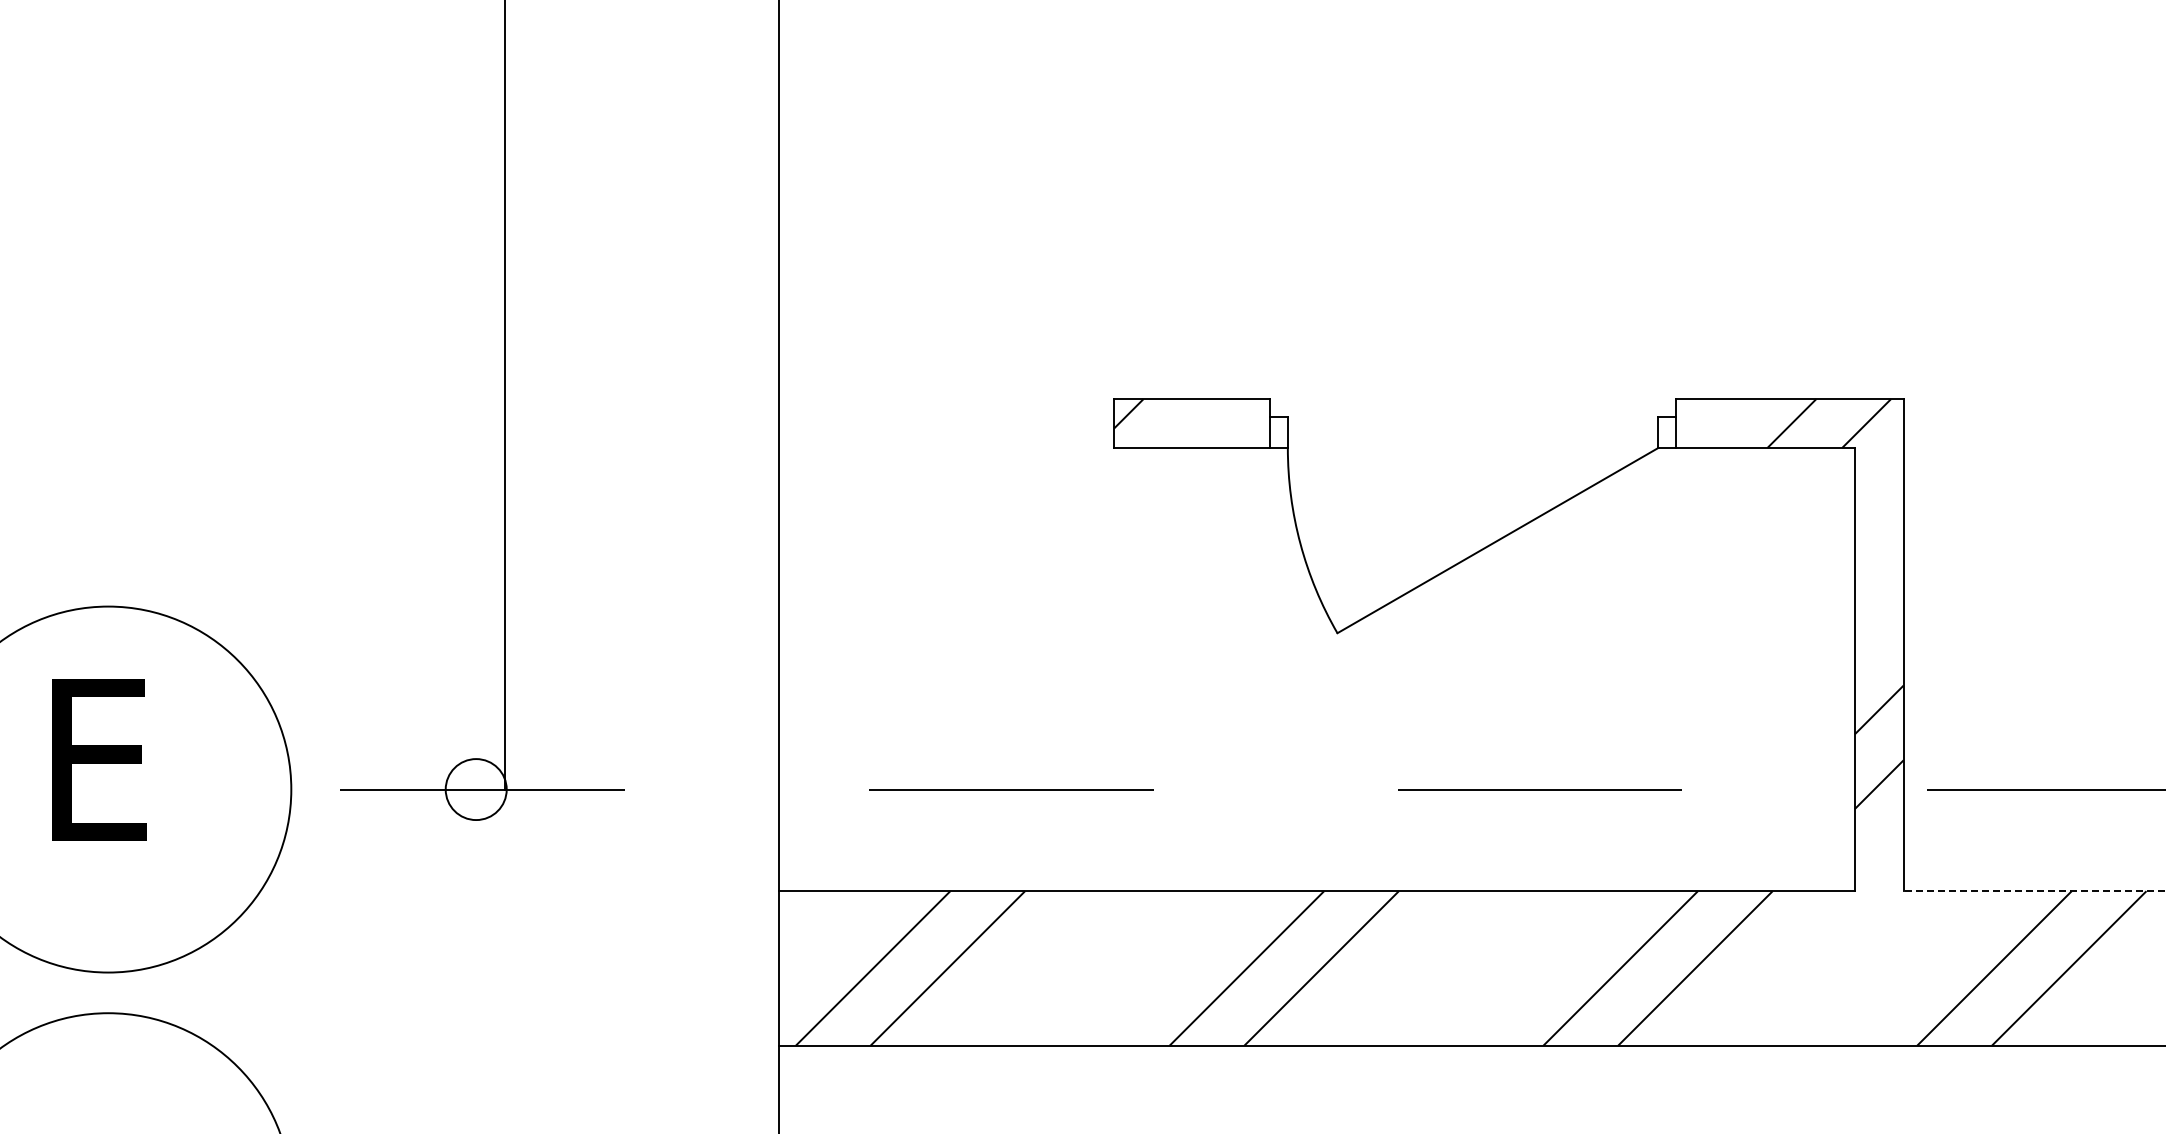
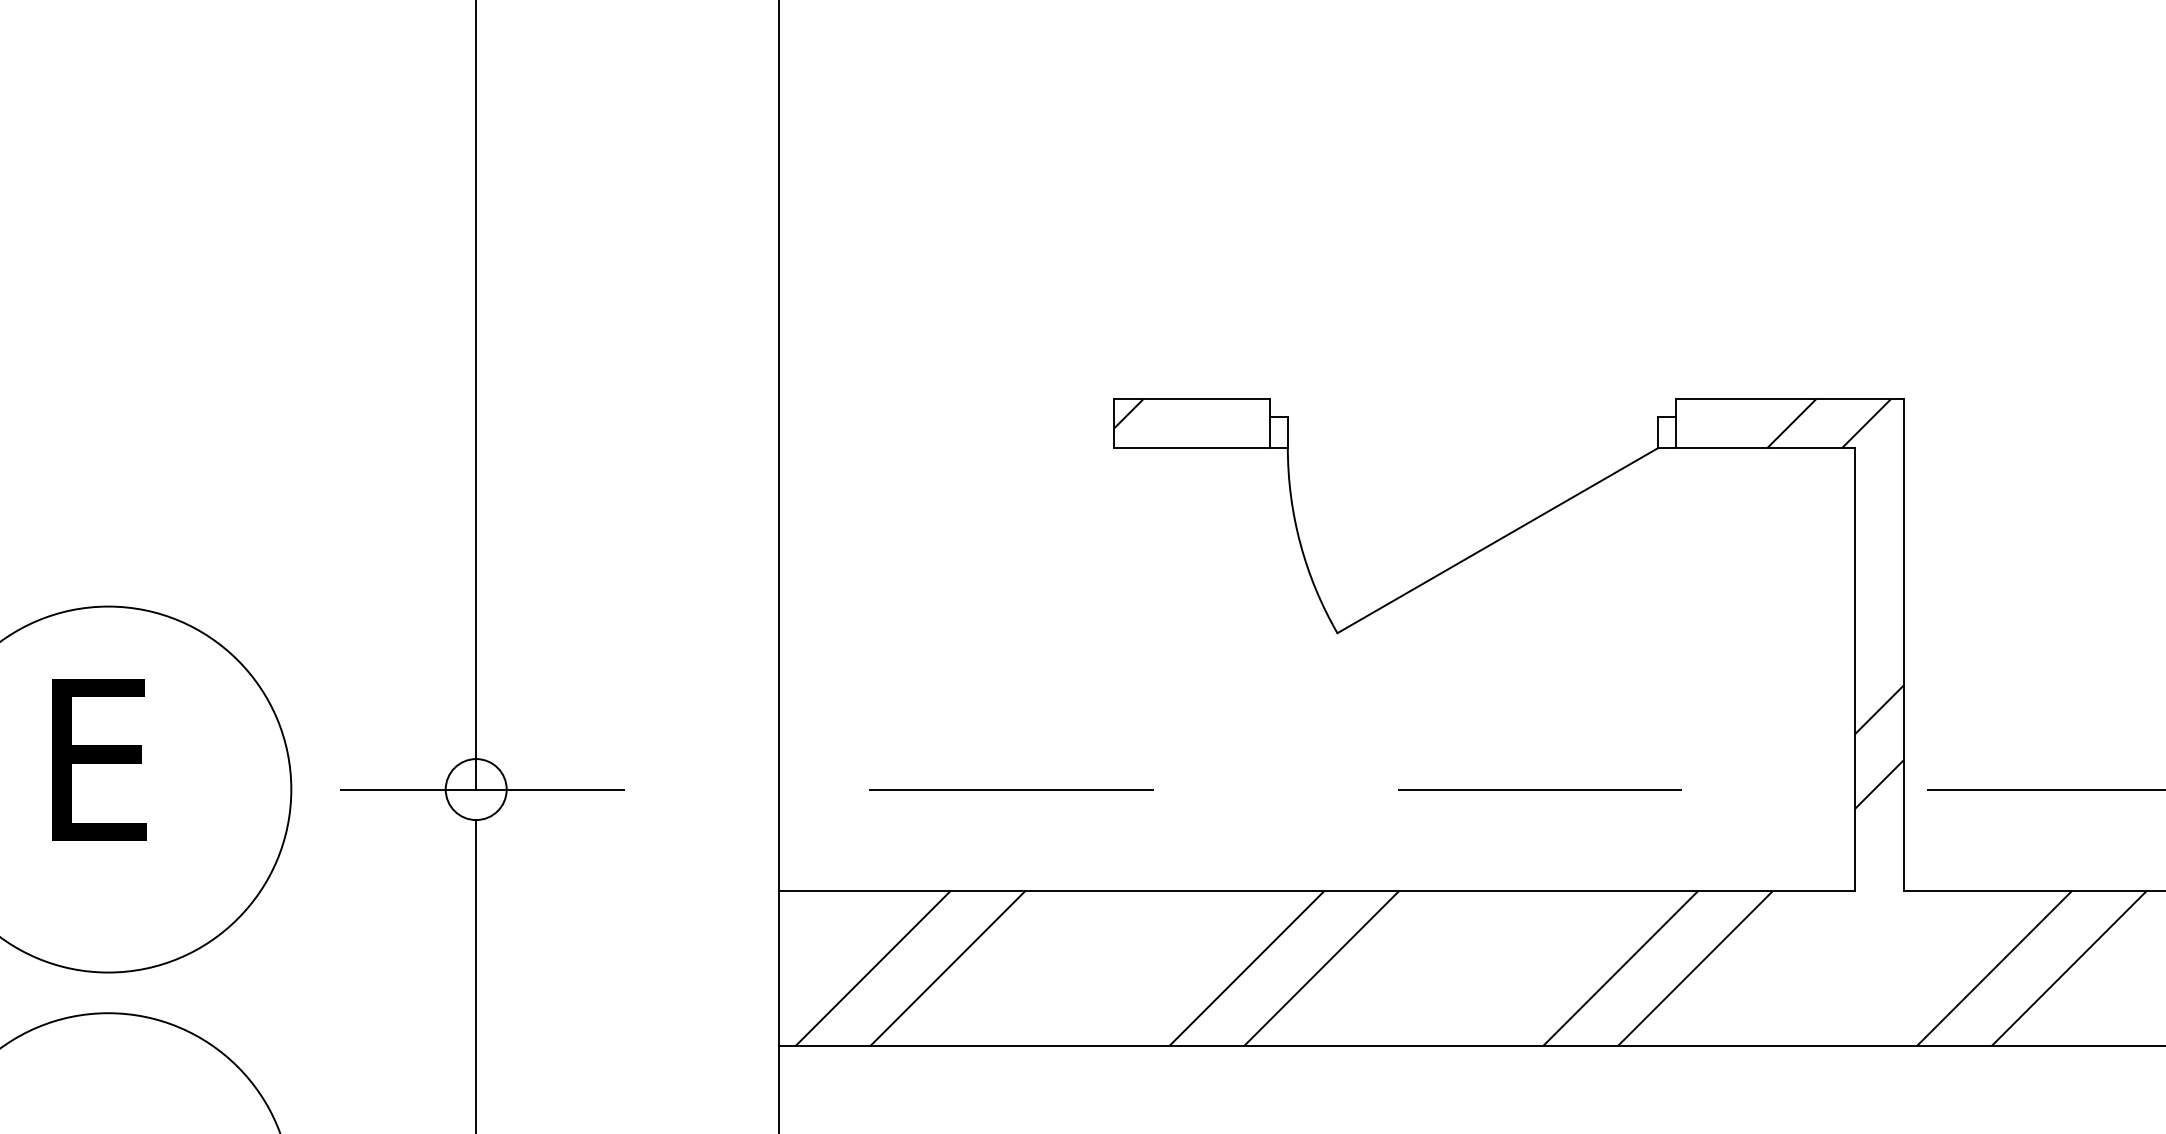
line position: (505, 395) -> (476, 395) (476, 395)
line: dashed -> solid (2034, 891)
line: none -> present (476, 975)
